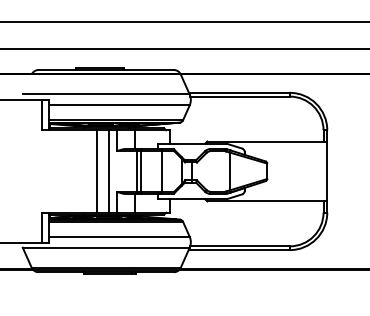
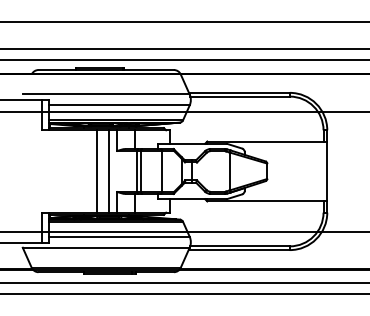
line: none -> present (184, 60)
line: none -> present (184, 111)
line: none -> present (184, 231)
line: none -> present (184, 283)
line: none -> present (184, 294)
